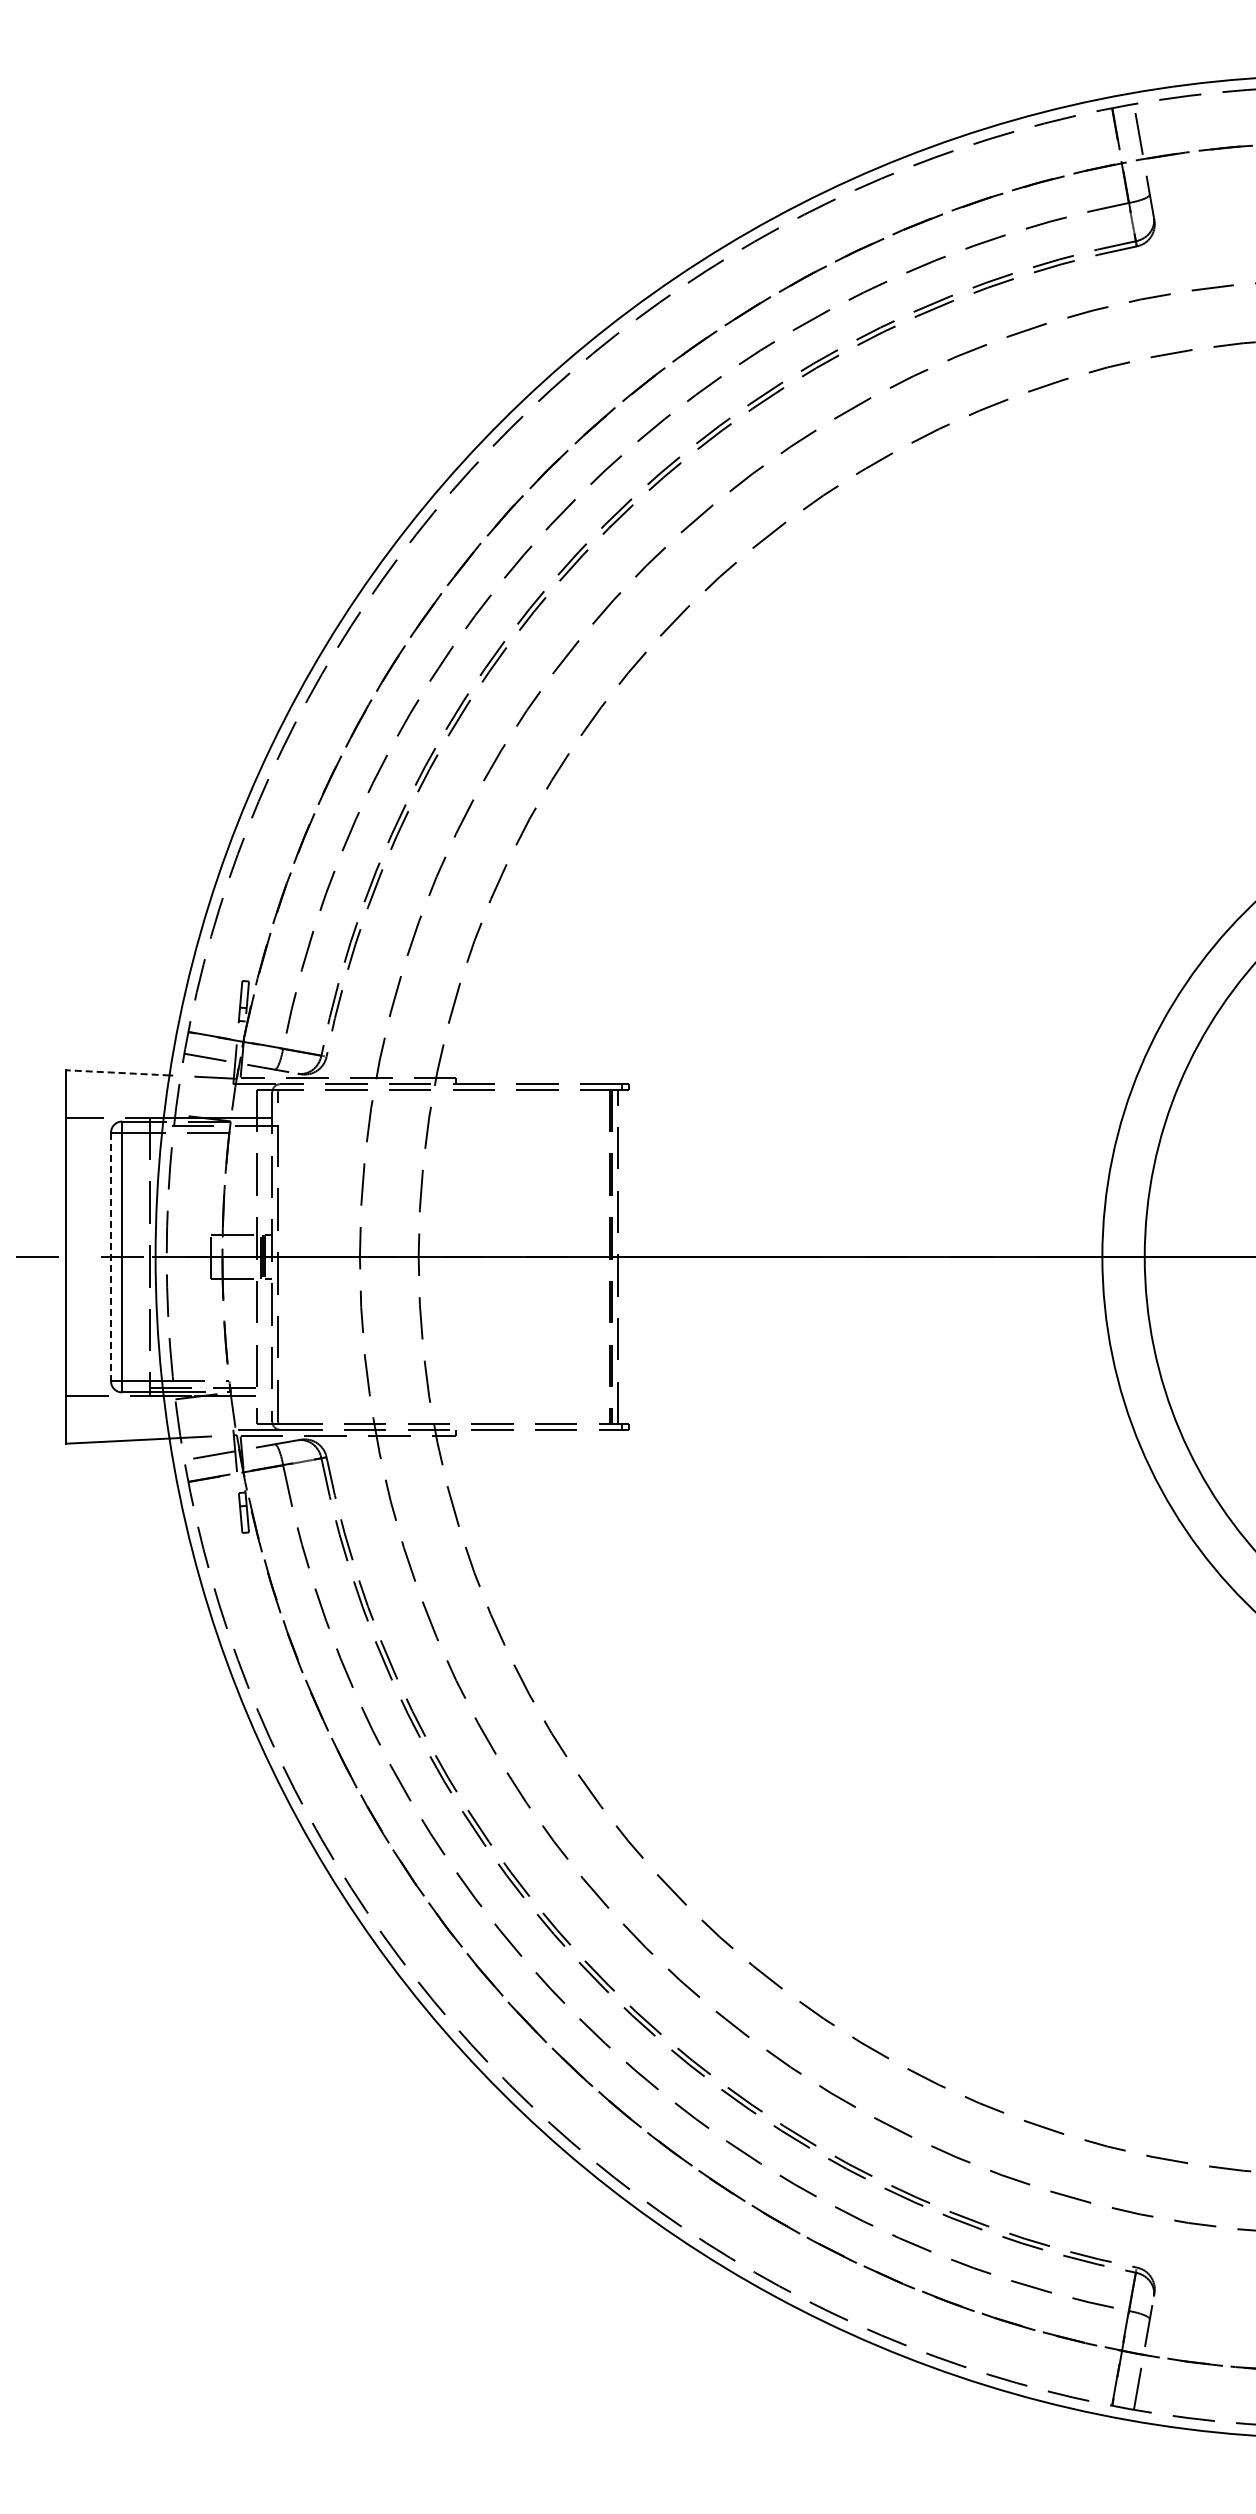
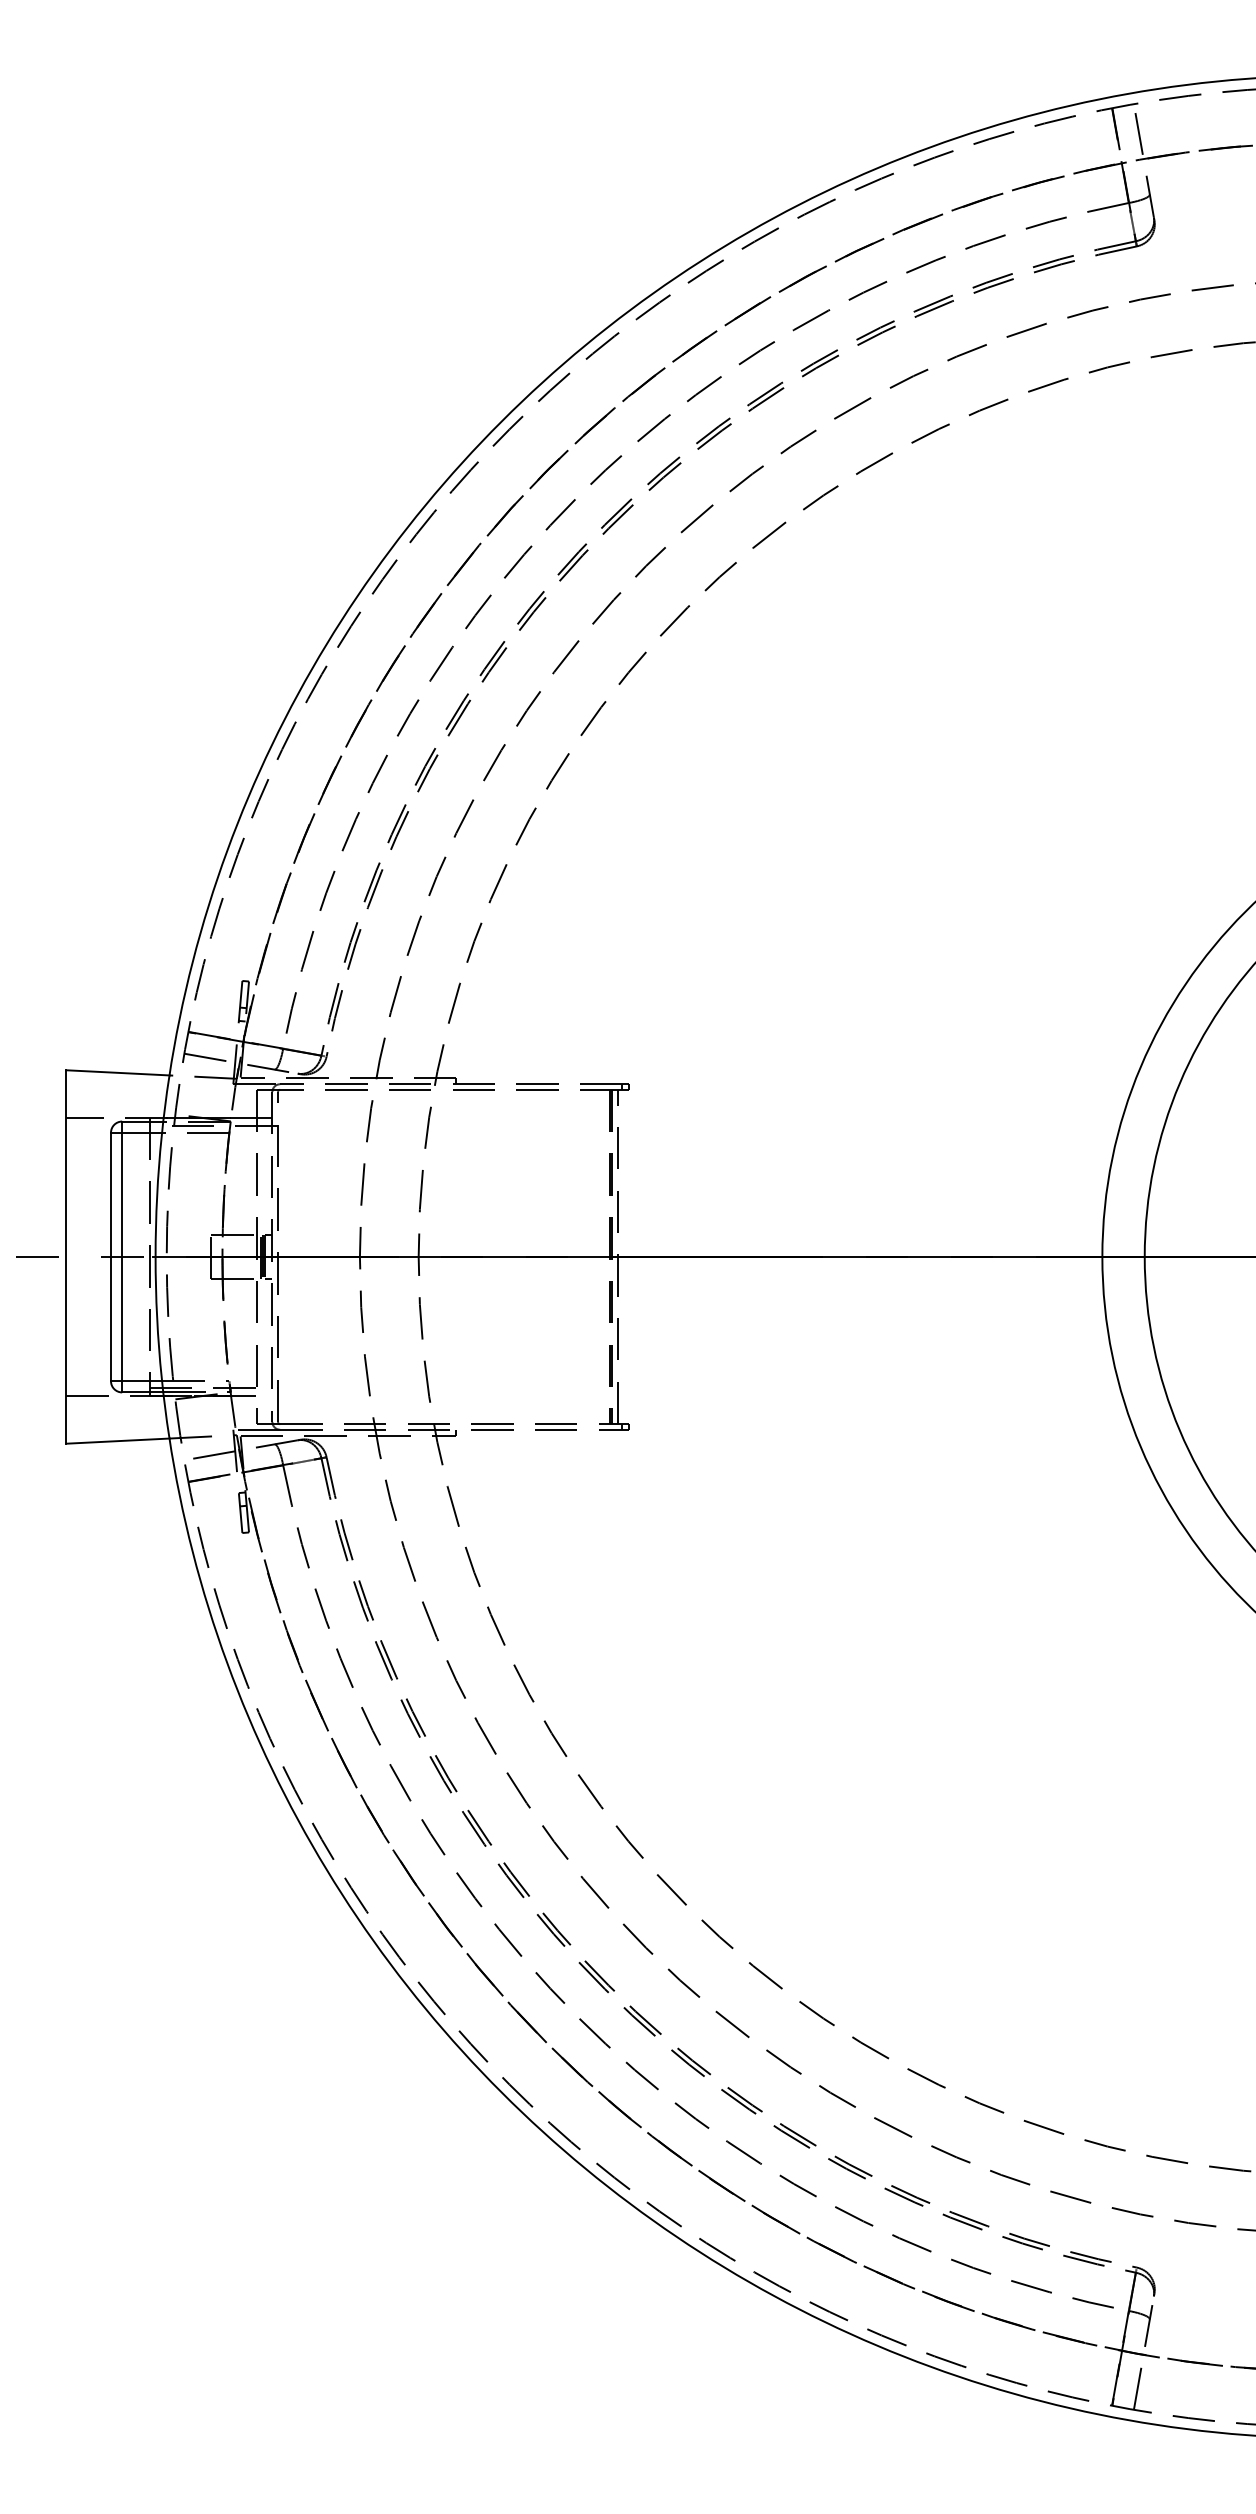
line: dashed -> solid (118, 1072)
line: dashed -> solid (111, 1257)
